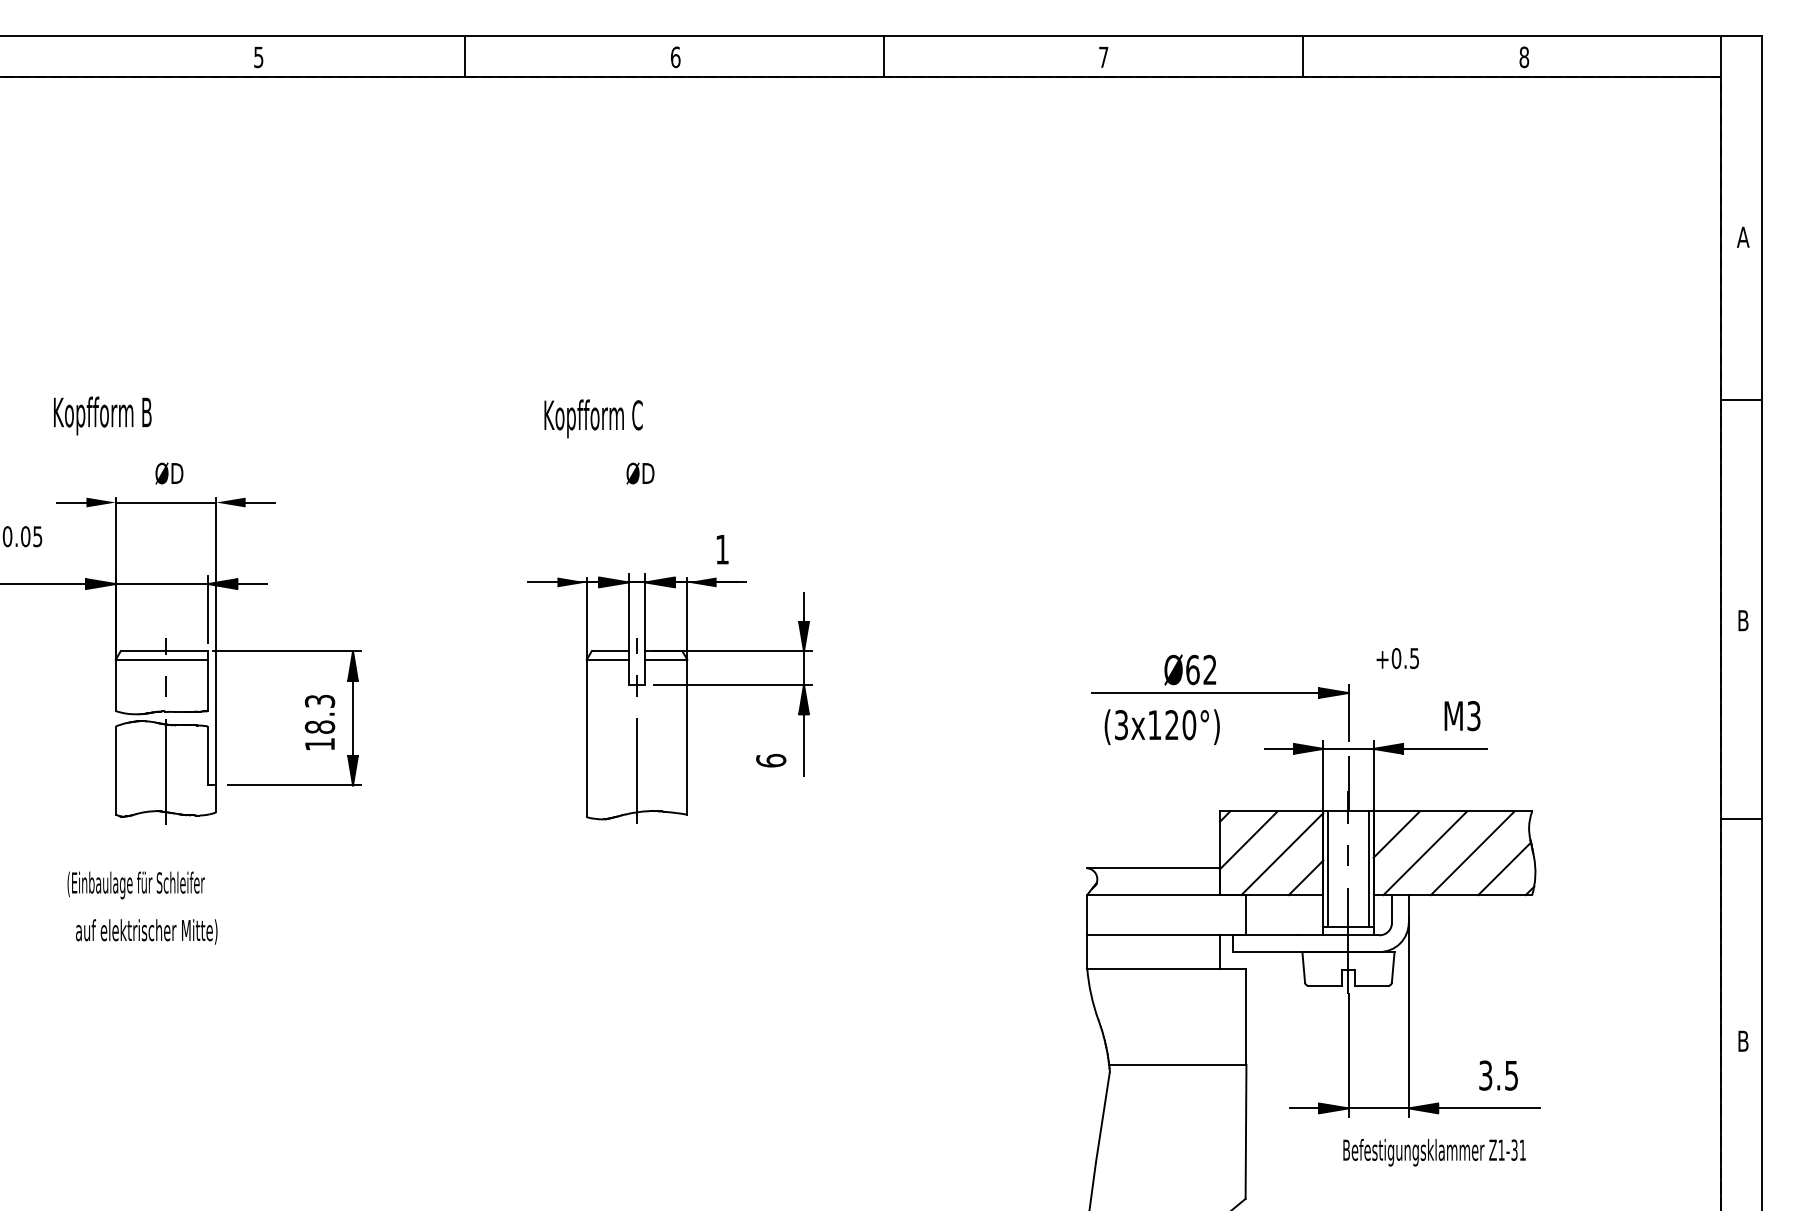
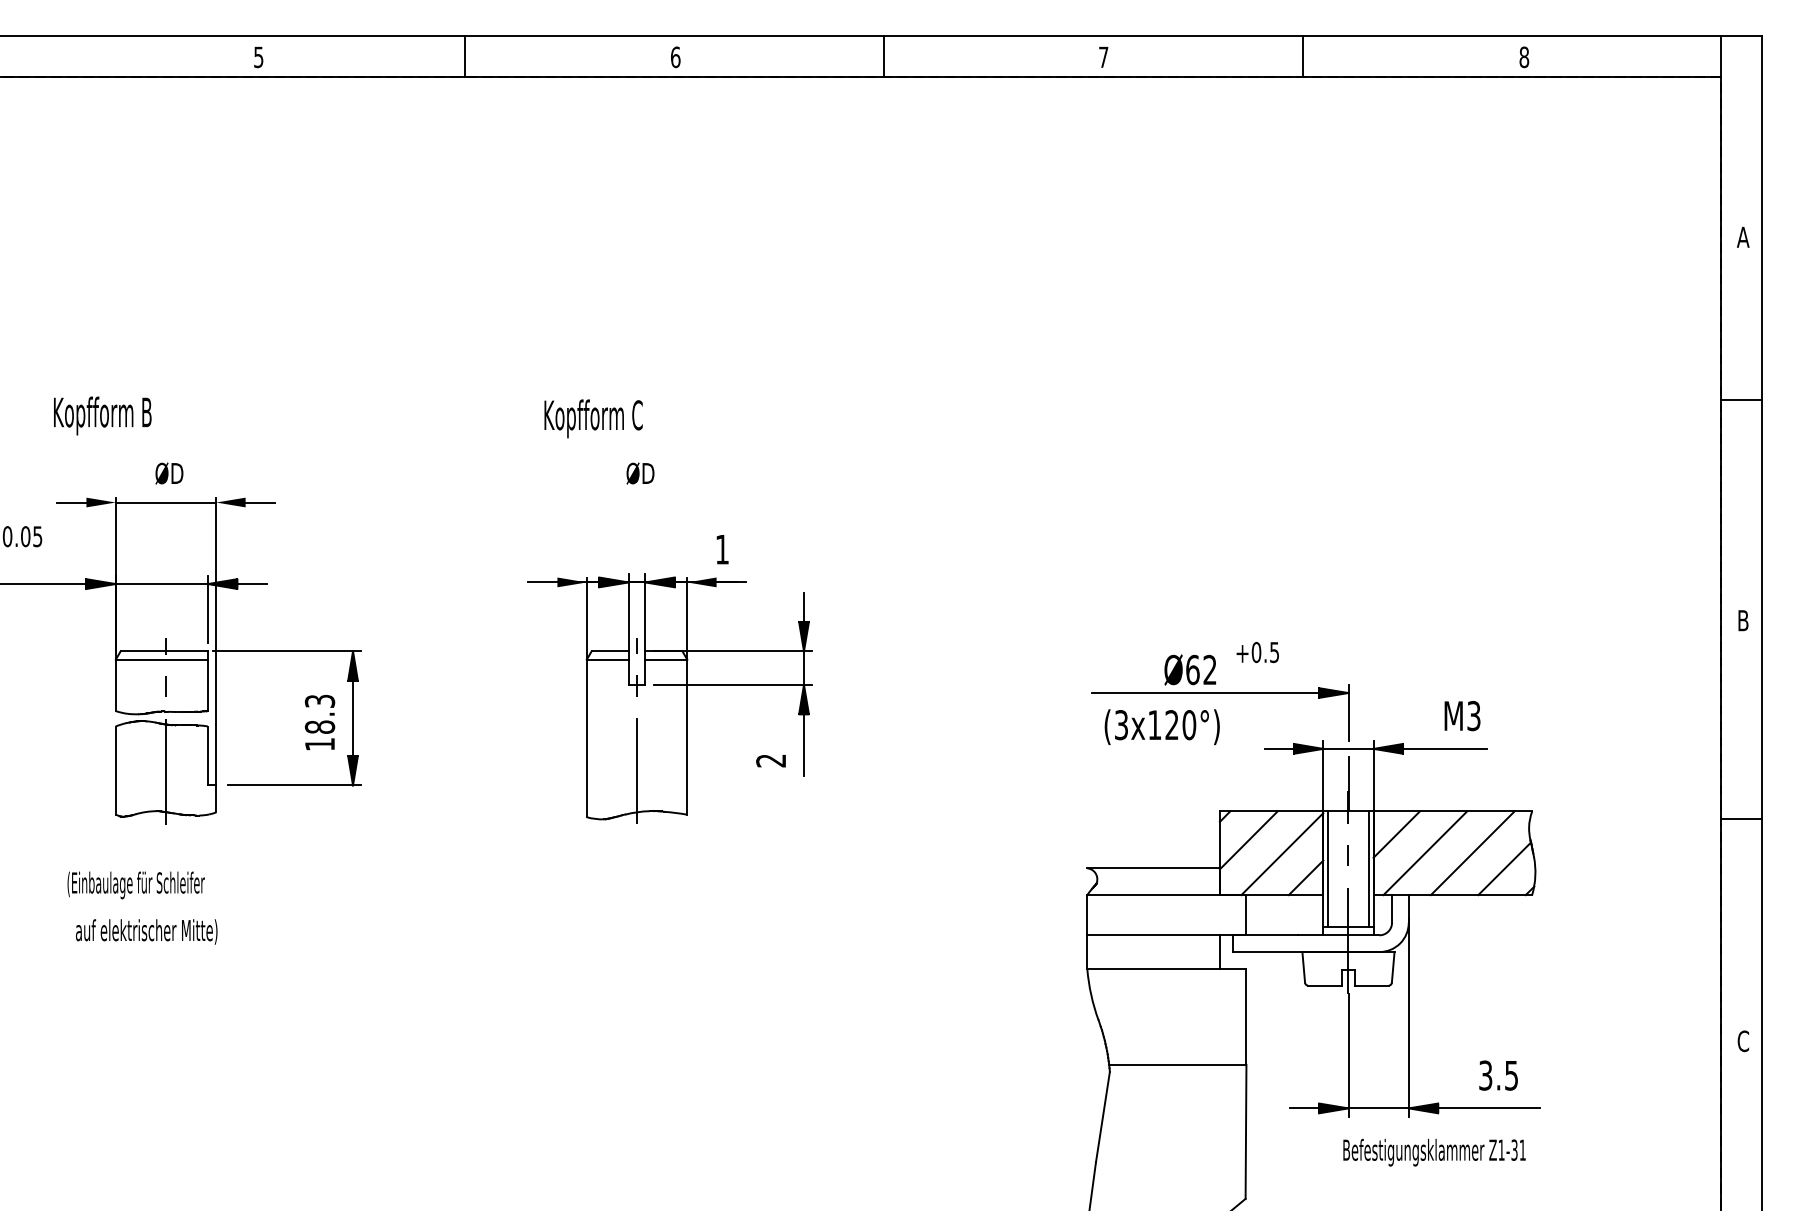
text position: (1397, 658) -> (1257, 652) (1257, 652)
text: 6 -> 2 (771, 760)
text: B -> C (1743, 1041)
